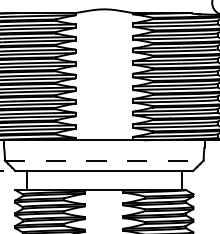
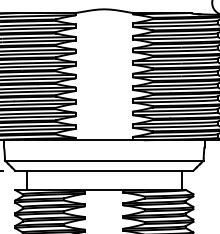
line: dashed -> solid (104, 160)
